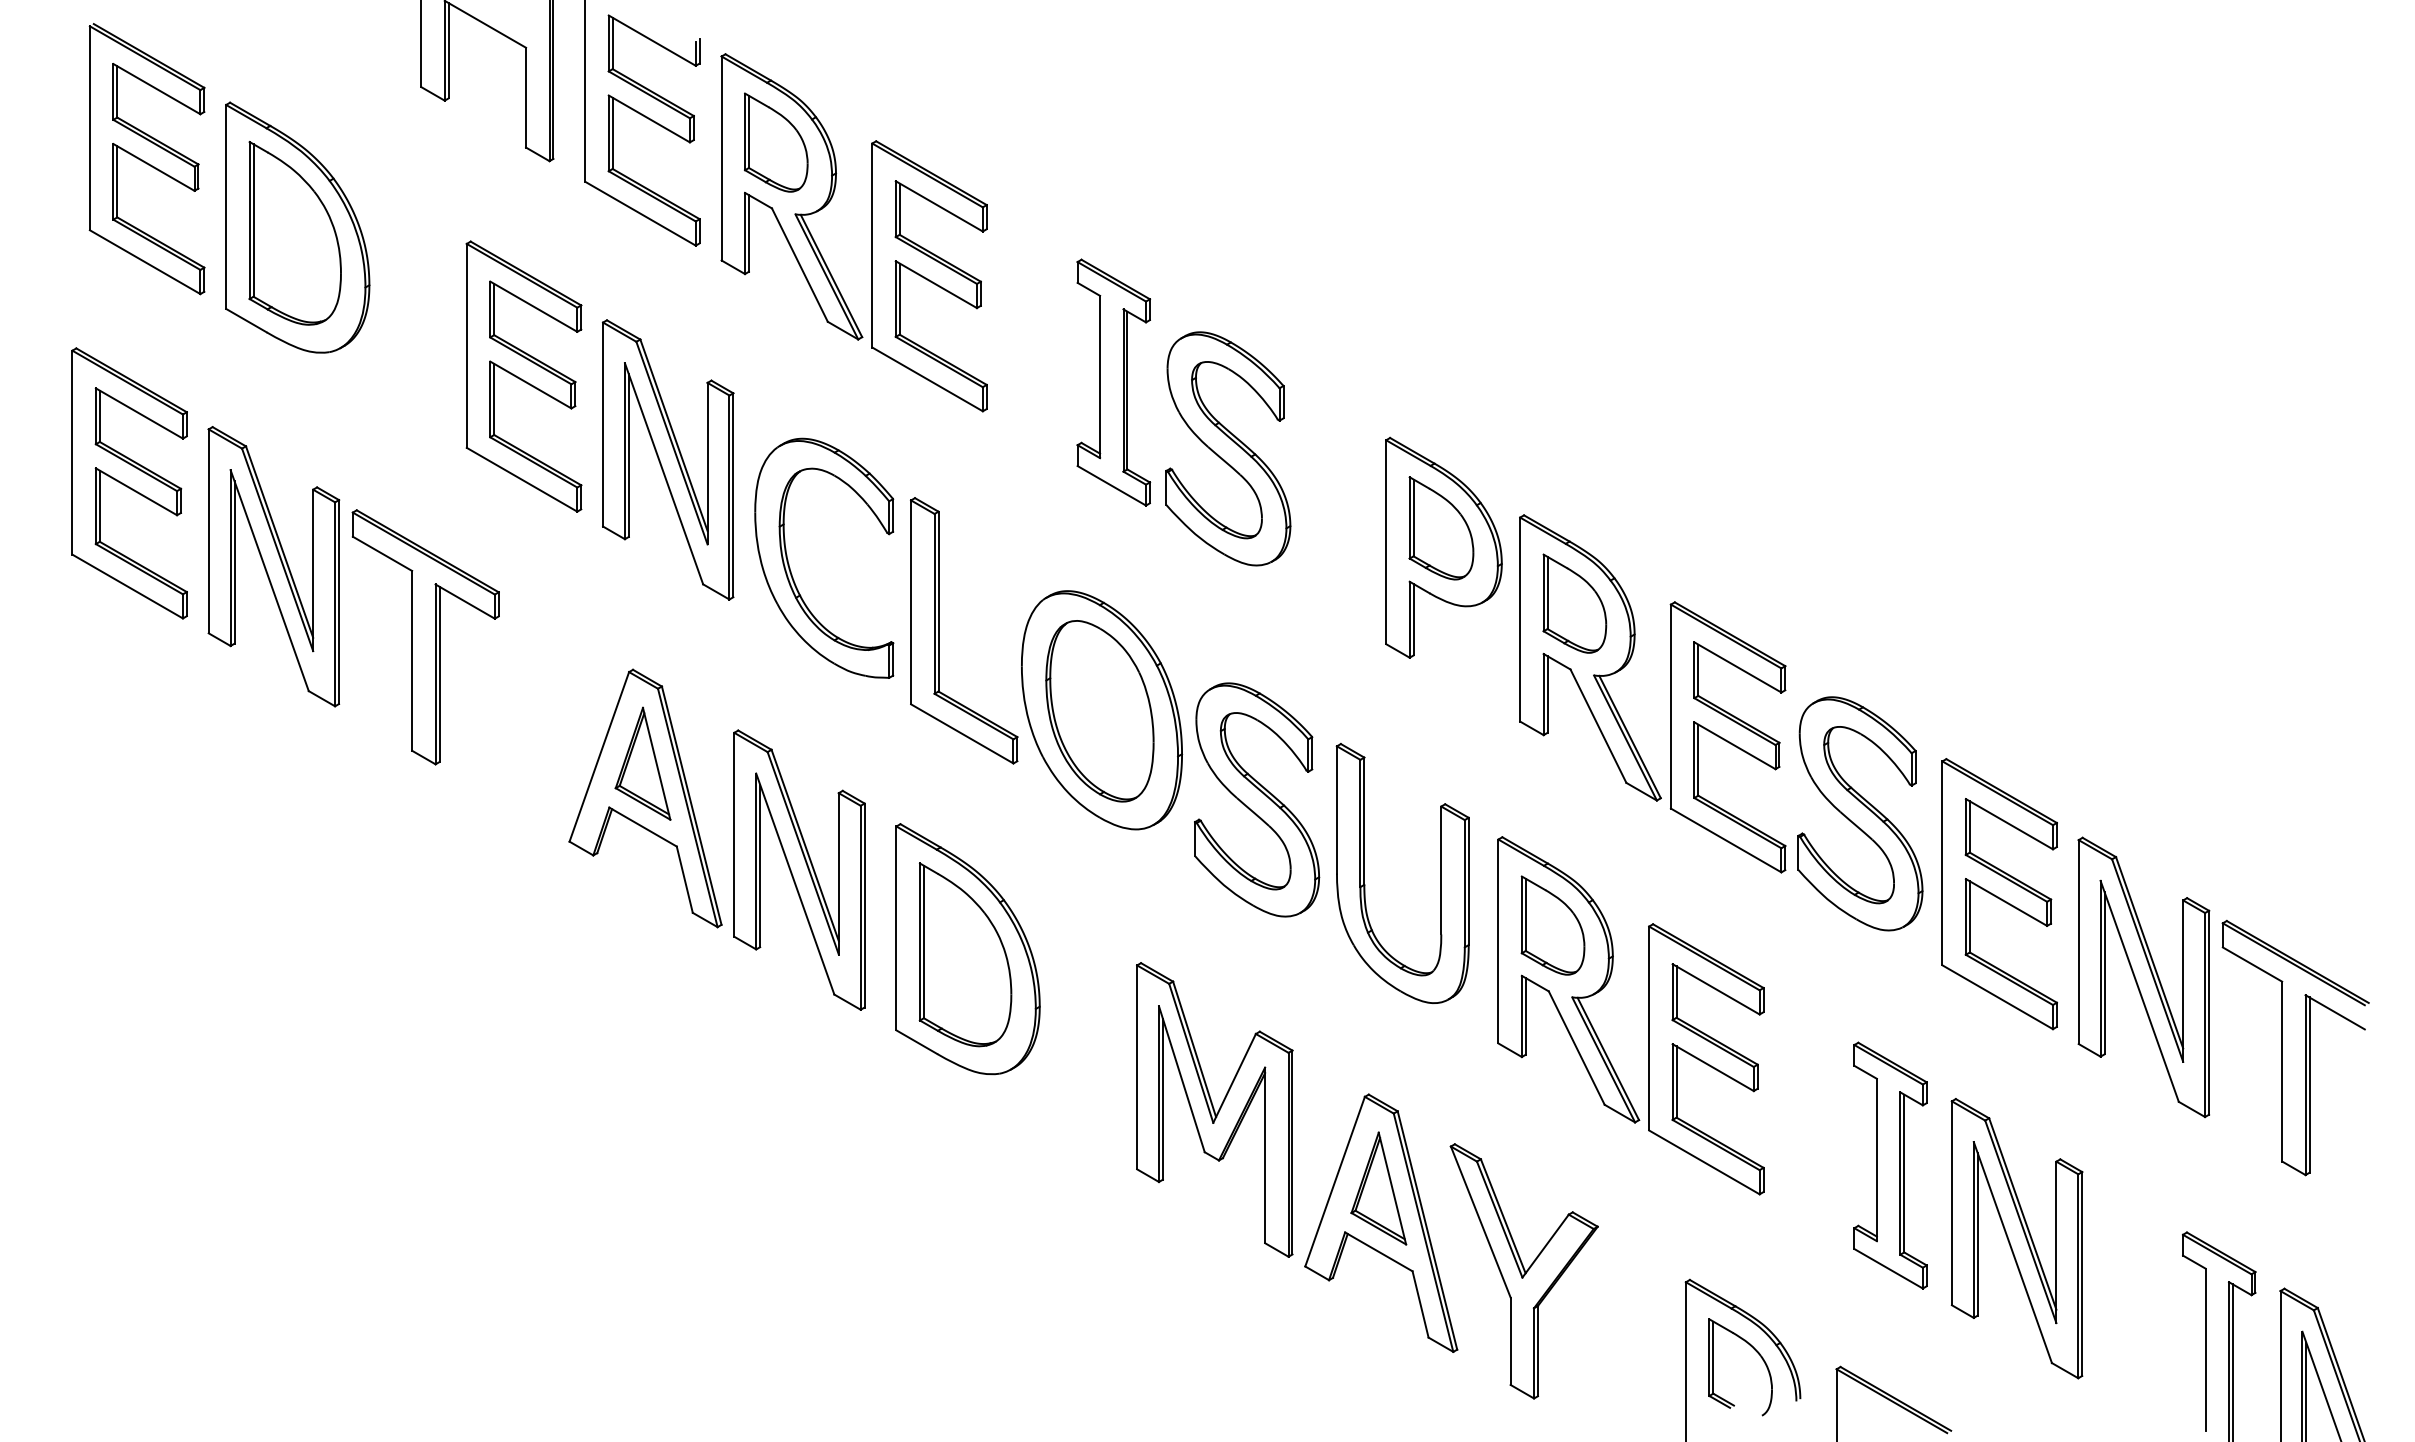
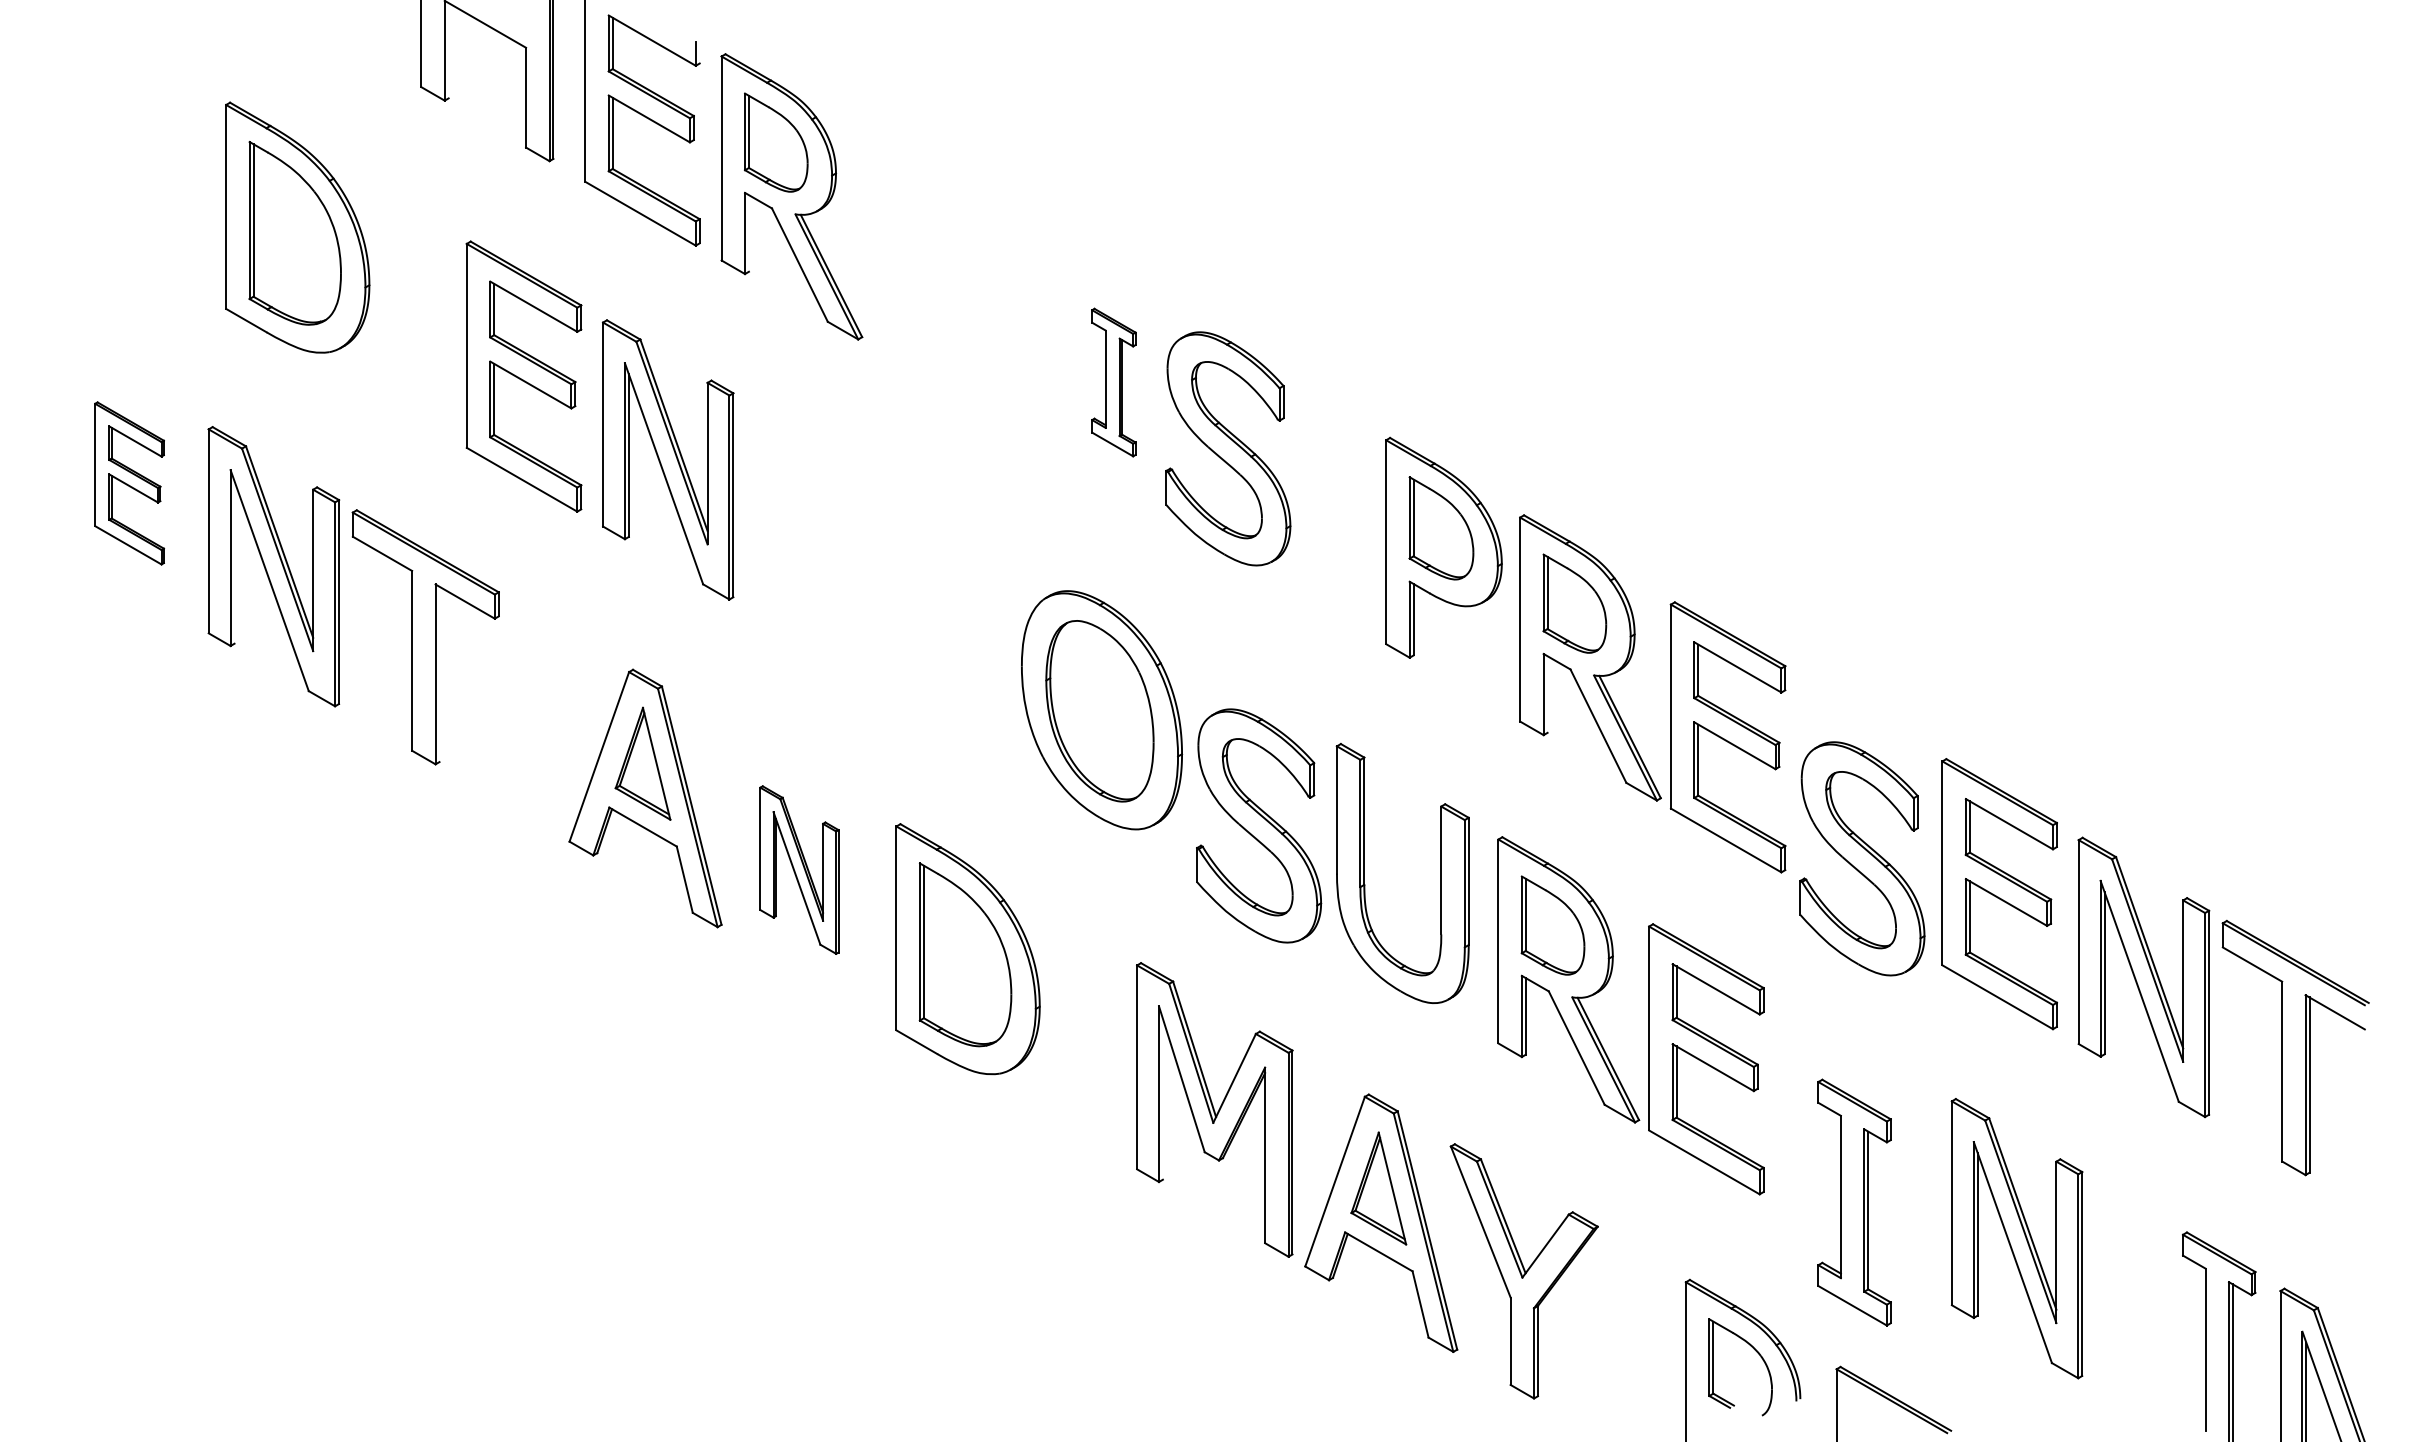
line: present -> none (448, 50)
line: present -> none (699, 51)
part: present -> none (146, 159)
line: present -> none (748, 233)
part: present -> none (929, 276)
part size: 76x249 px -> 46x151 px (1113, 382)
part size: 117x273 px -> 72x165 px (129, 483)
line: present -> none (234, 562)
part: present -> none (790, 567)
part: present -> none (939, 630)
line: present -> none (439, 674)
line: present -> none (1547, 694)
part position: (1257, 799) -> (1259, 825) (1259, 825)
part position: (1860, 813) -> (1862, 858) (1862, 858)
part size: 133x282 px -> 81x170 px (799, 869)
line: present -> none (1162, 1098)
part position: (1890, 1165) -> (1854, 1202) (1854, 1202)
